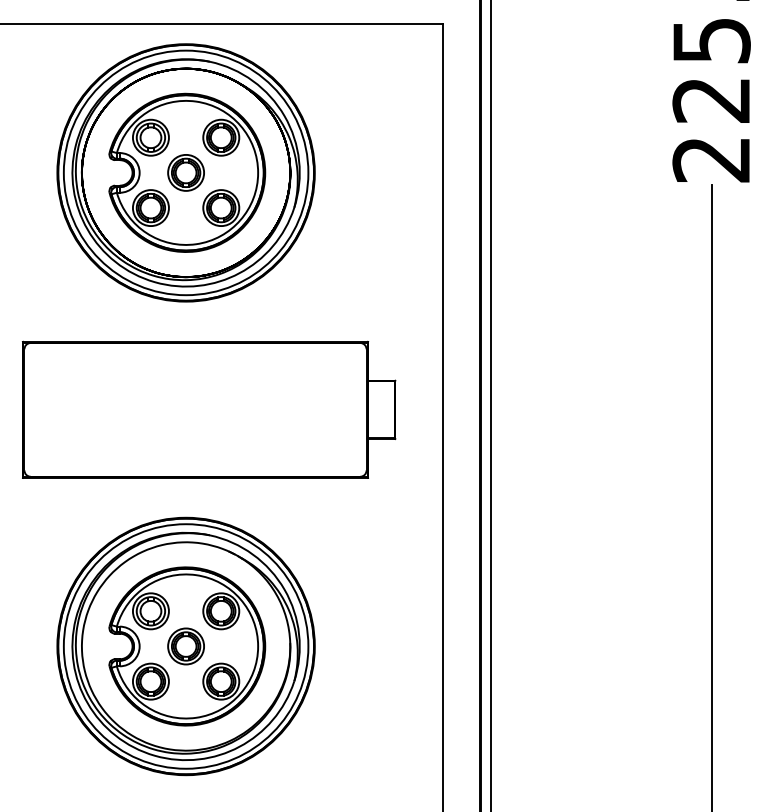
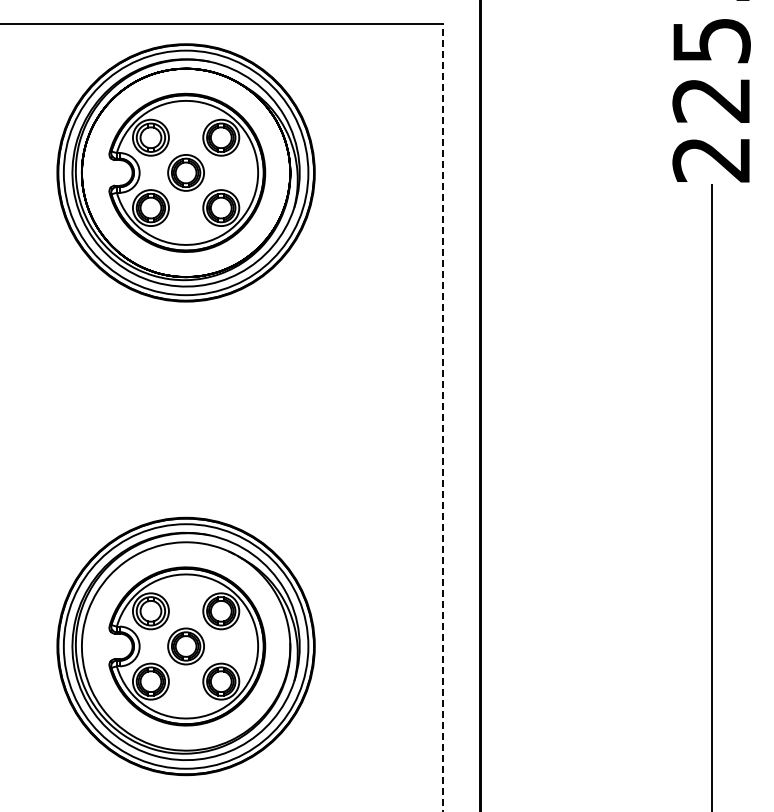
line: present -> none (490, 405)
part: present -> none (209, 409)
line: solid -> dashed (443, 417)
